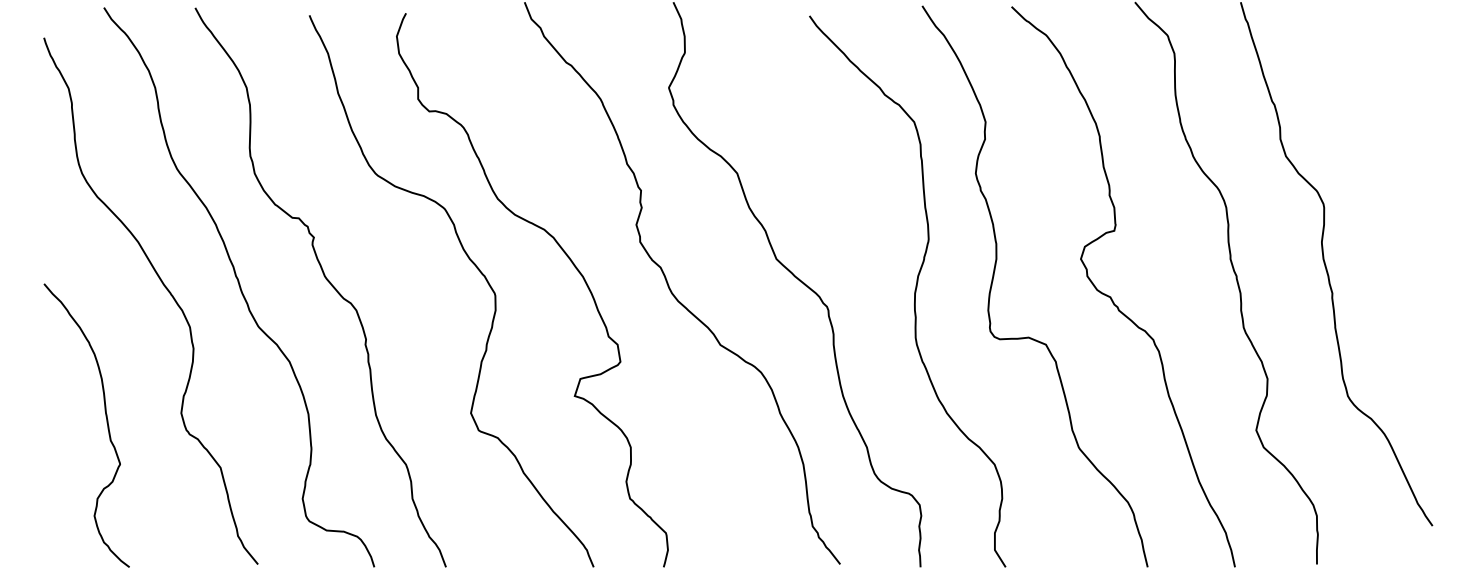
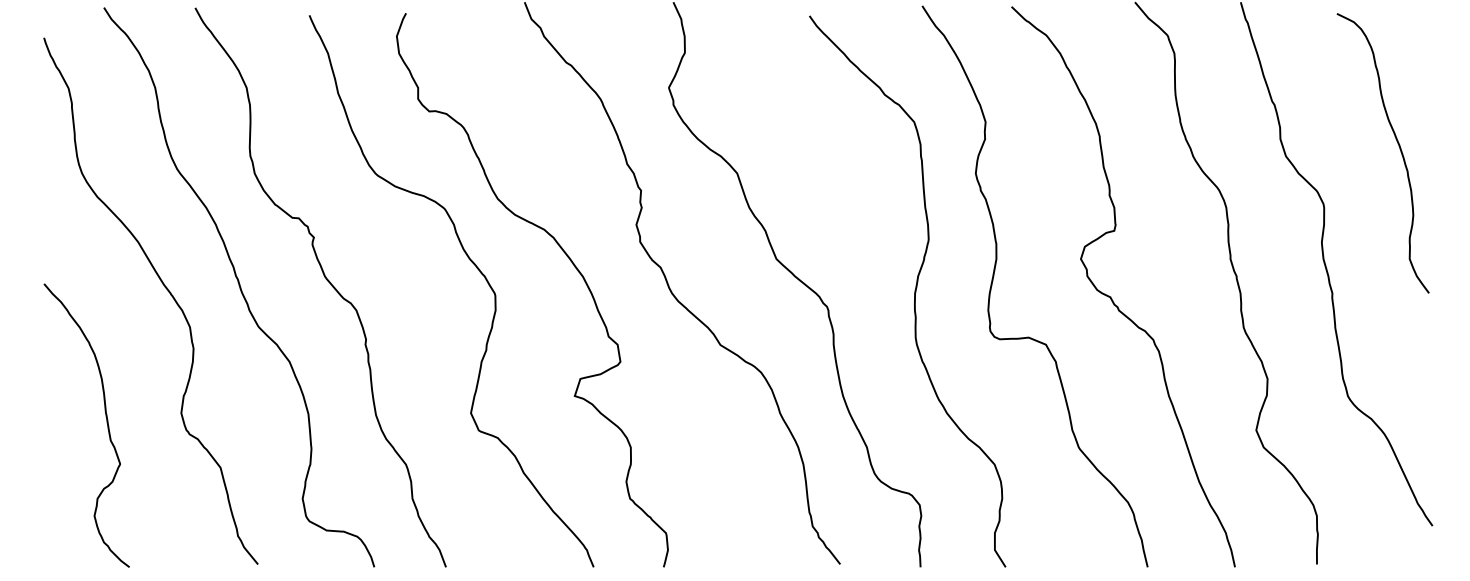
curve: none -> present (1398, 146)
